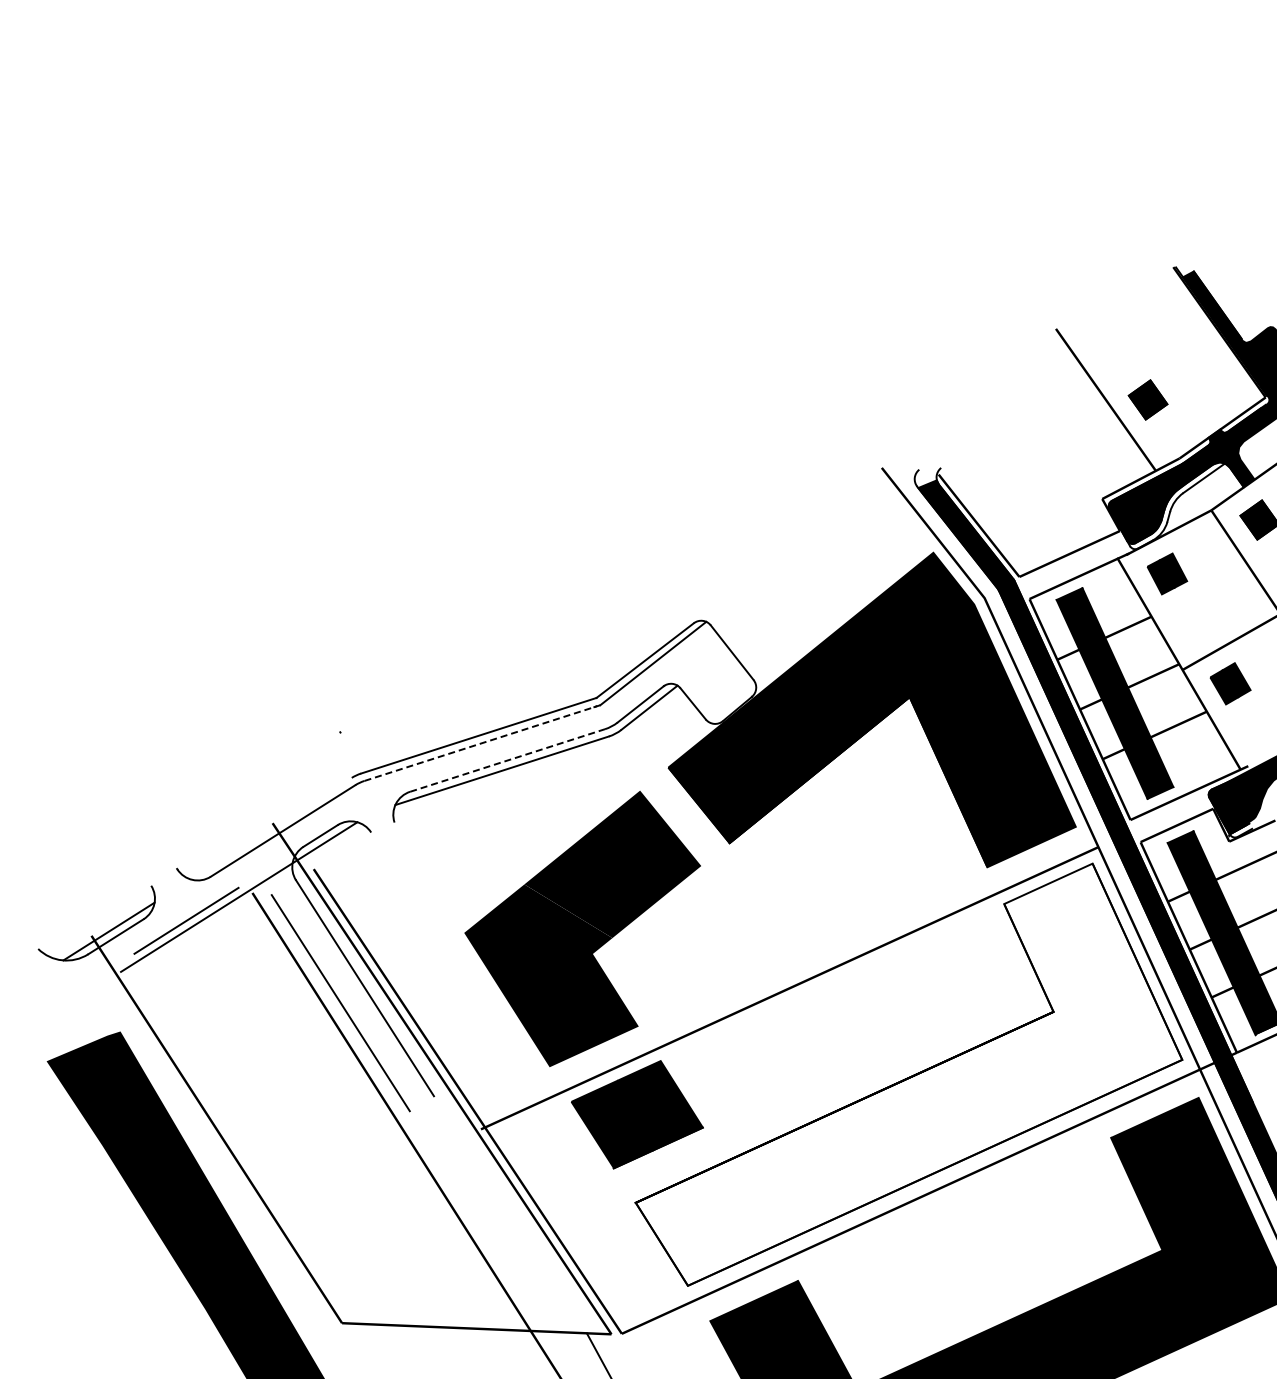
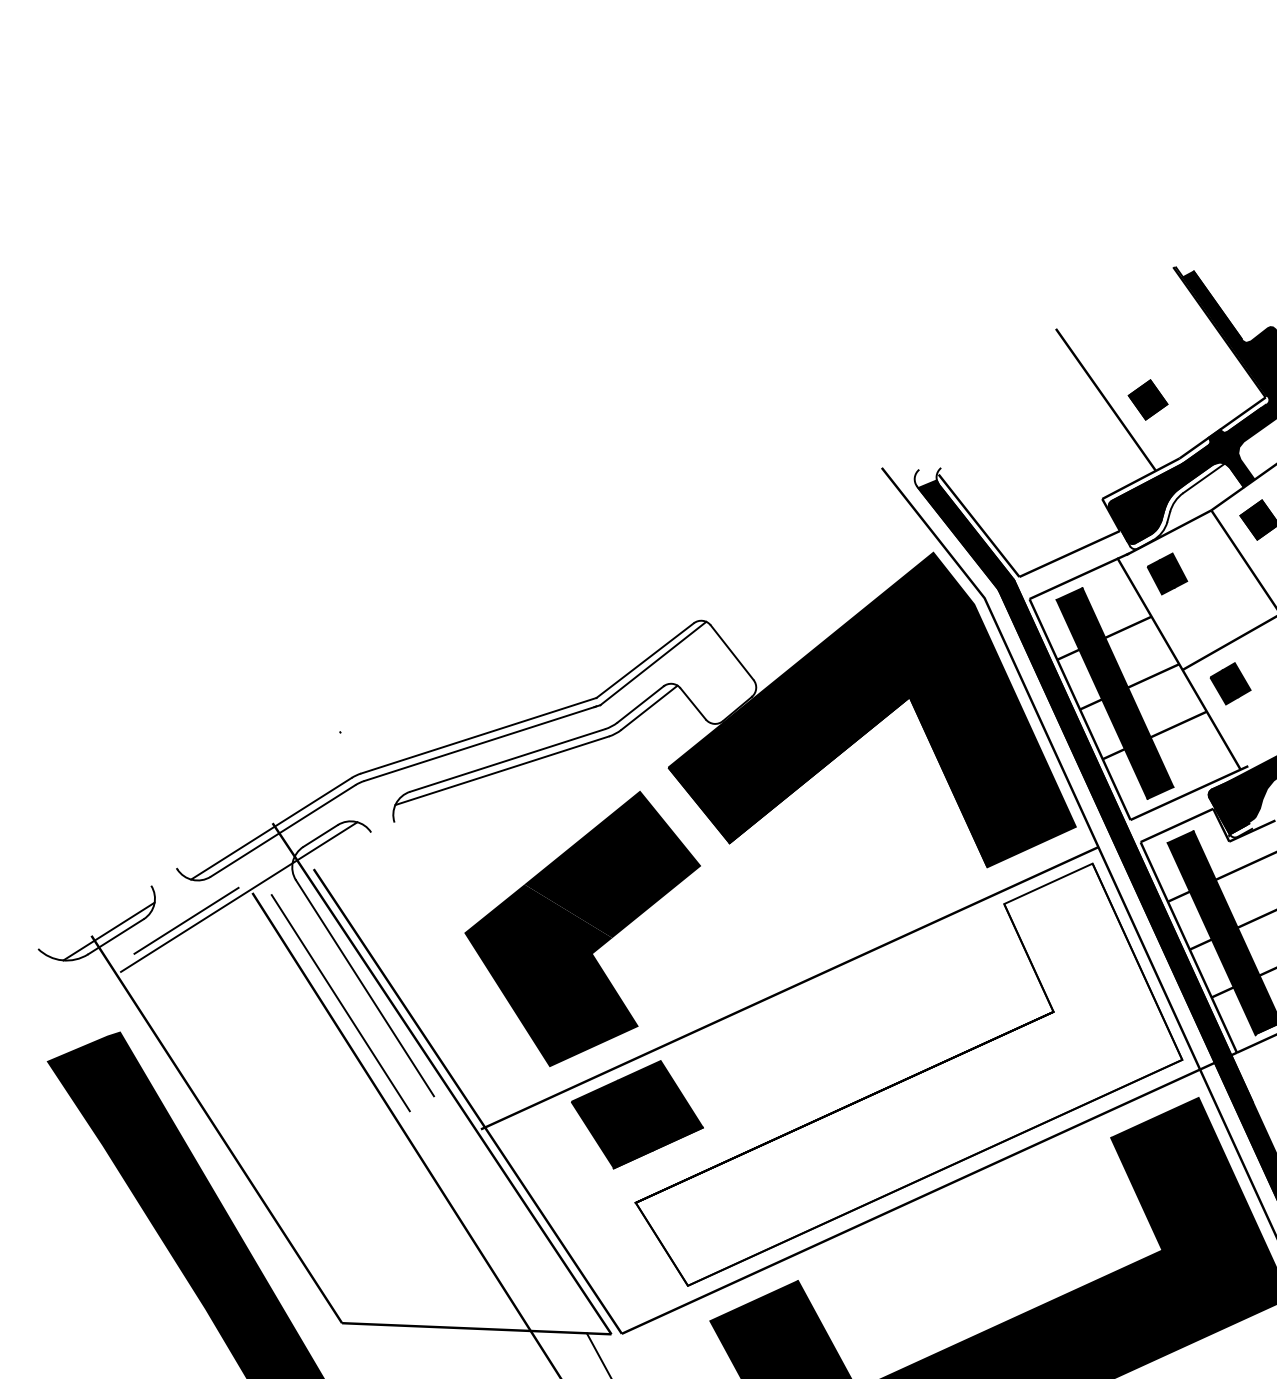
line: dashed -> solid (482, 743)
line: dashed -> solid (508, 760)
line: none -> present (271, 828)
